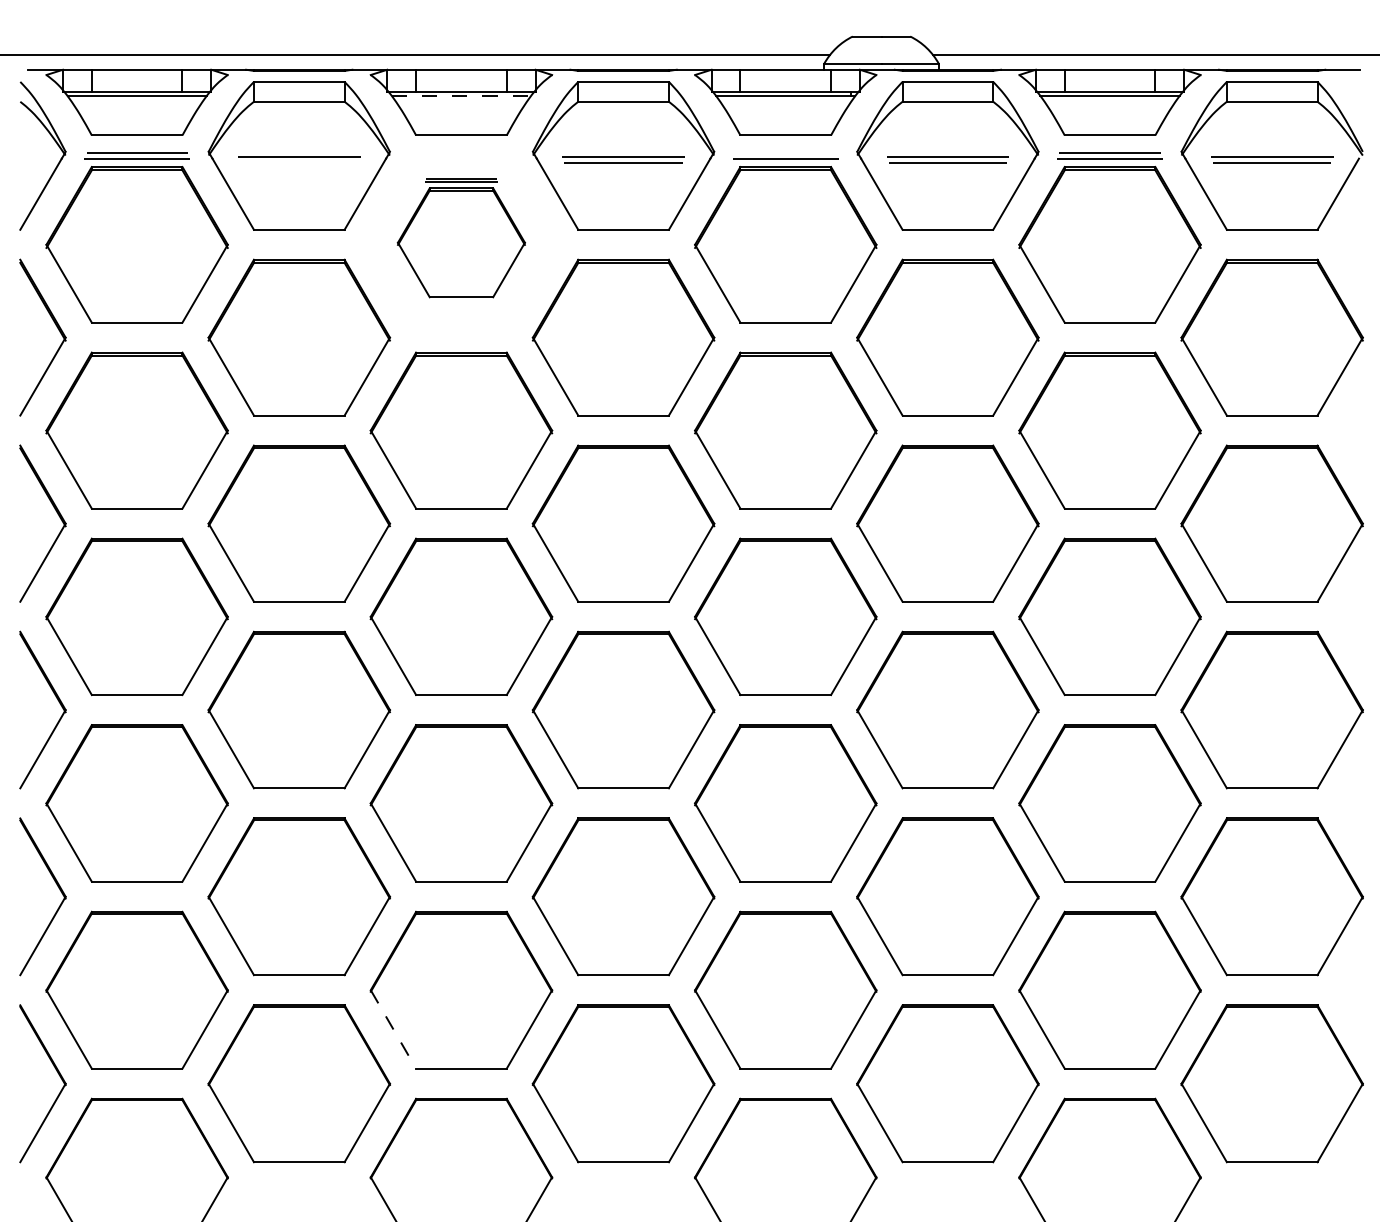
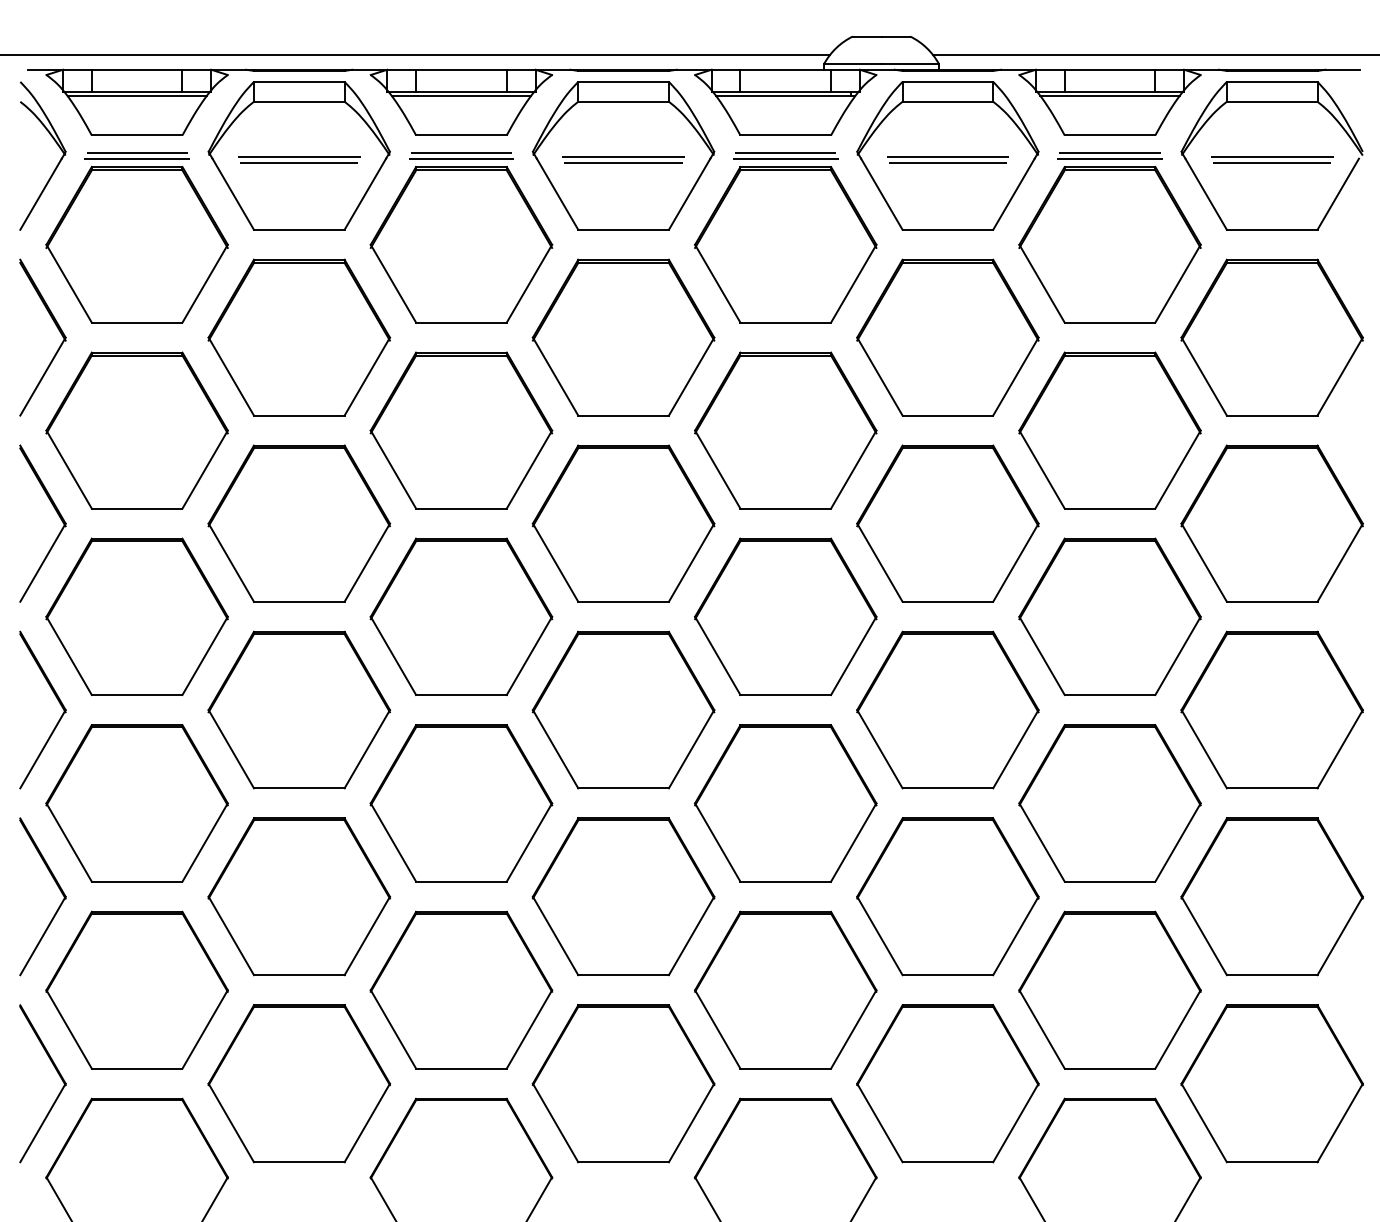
line: dashed -> solid (461, 96)
line: none -> present (785, 153)
line: none -> present (299, 162)
part size: 130x121 px -> 185x172 px (461, 237)
line: dashed -> solid (393, 1029)
